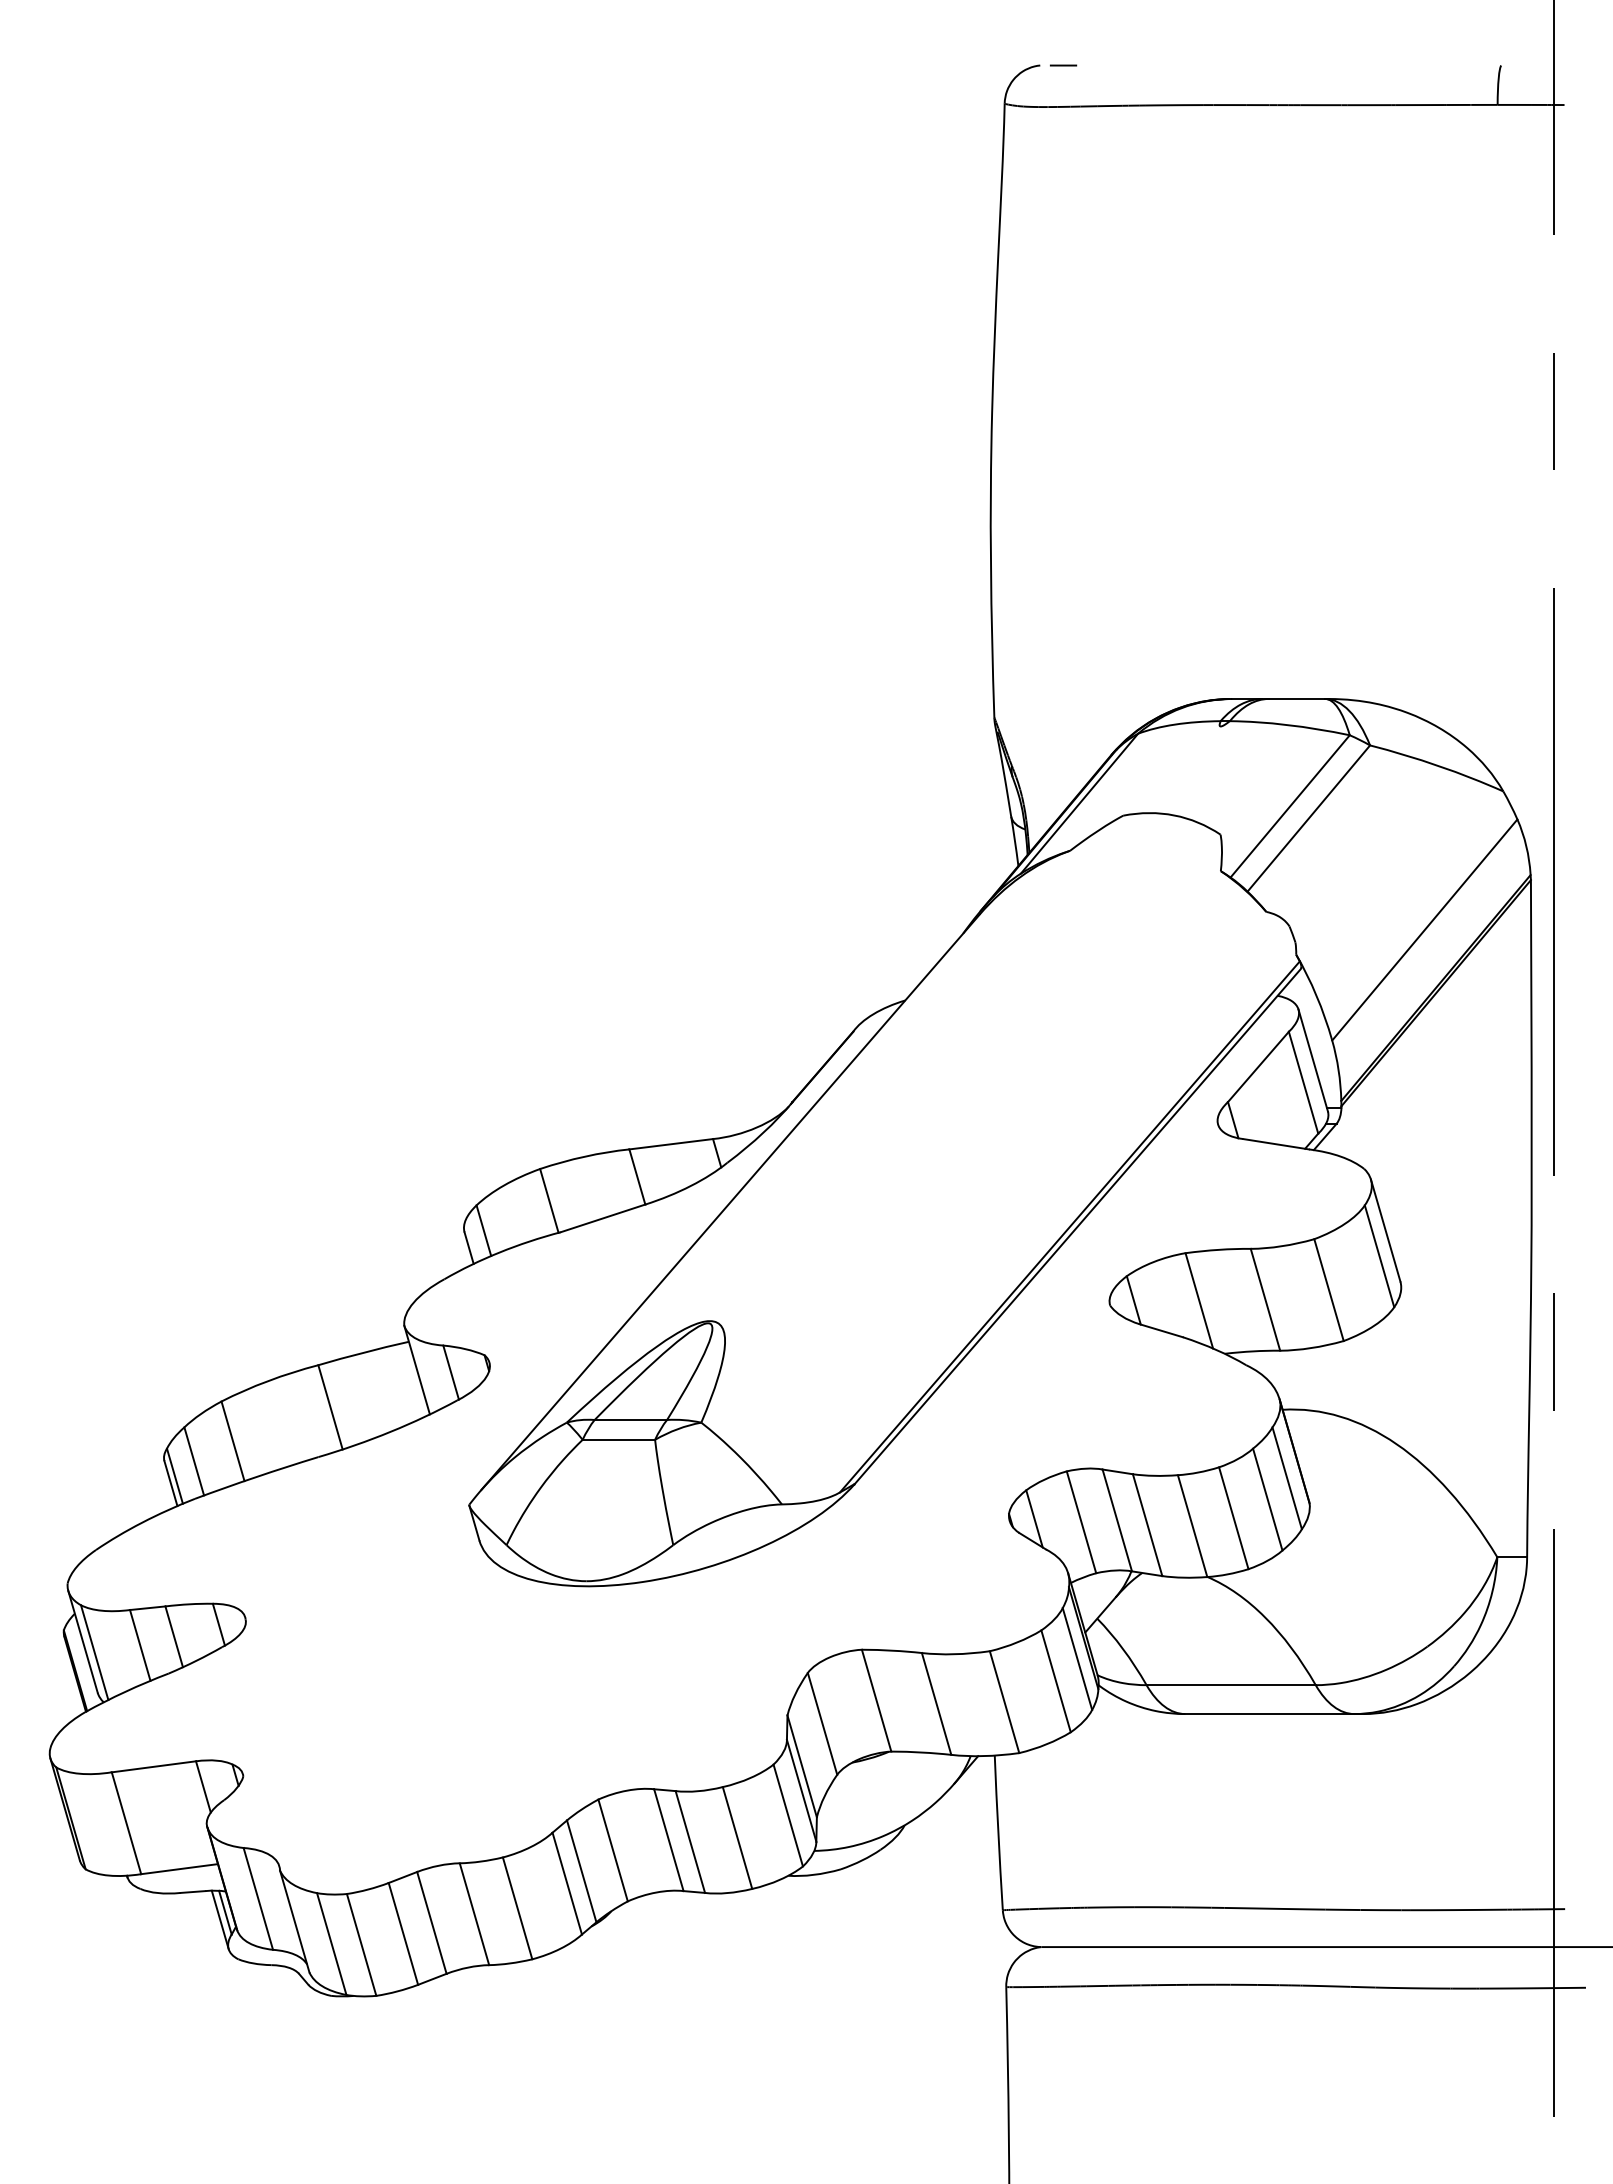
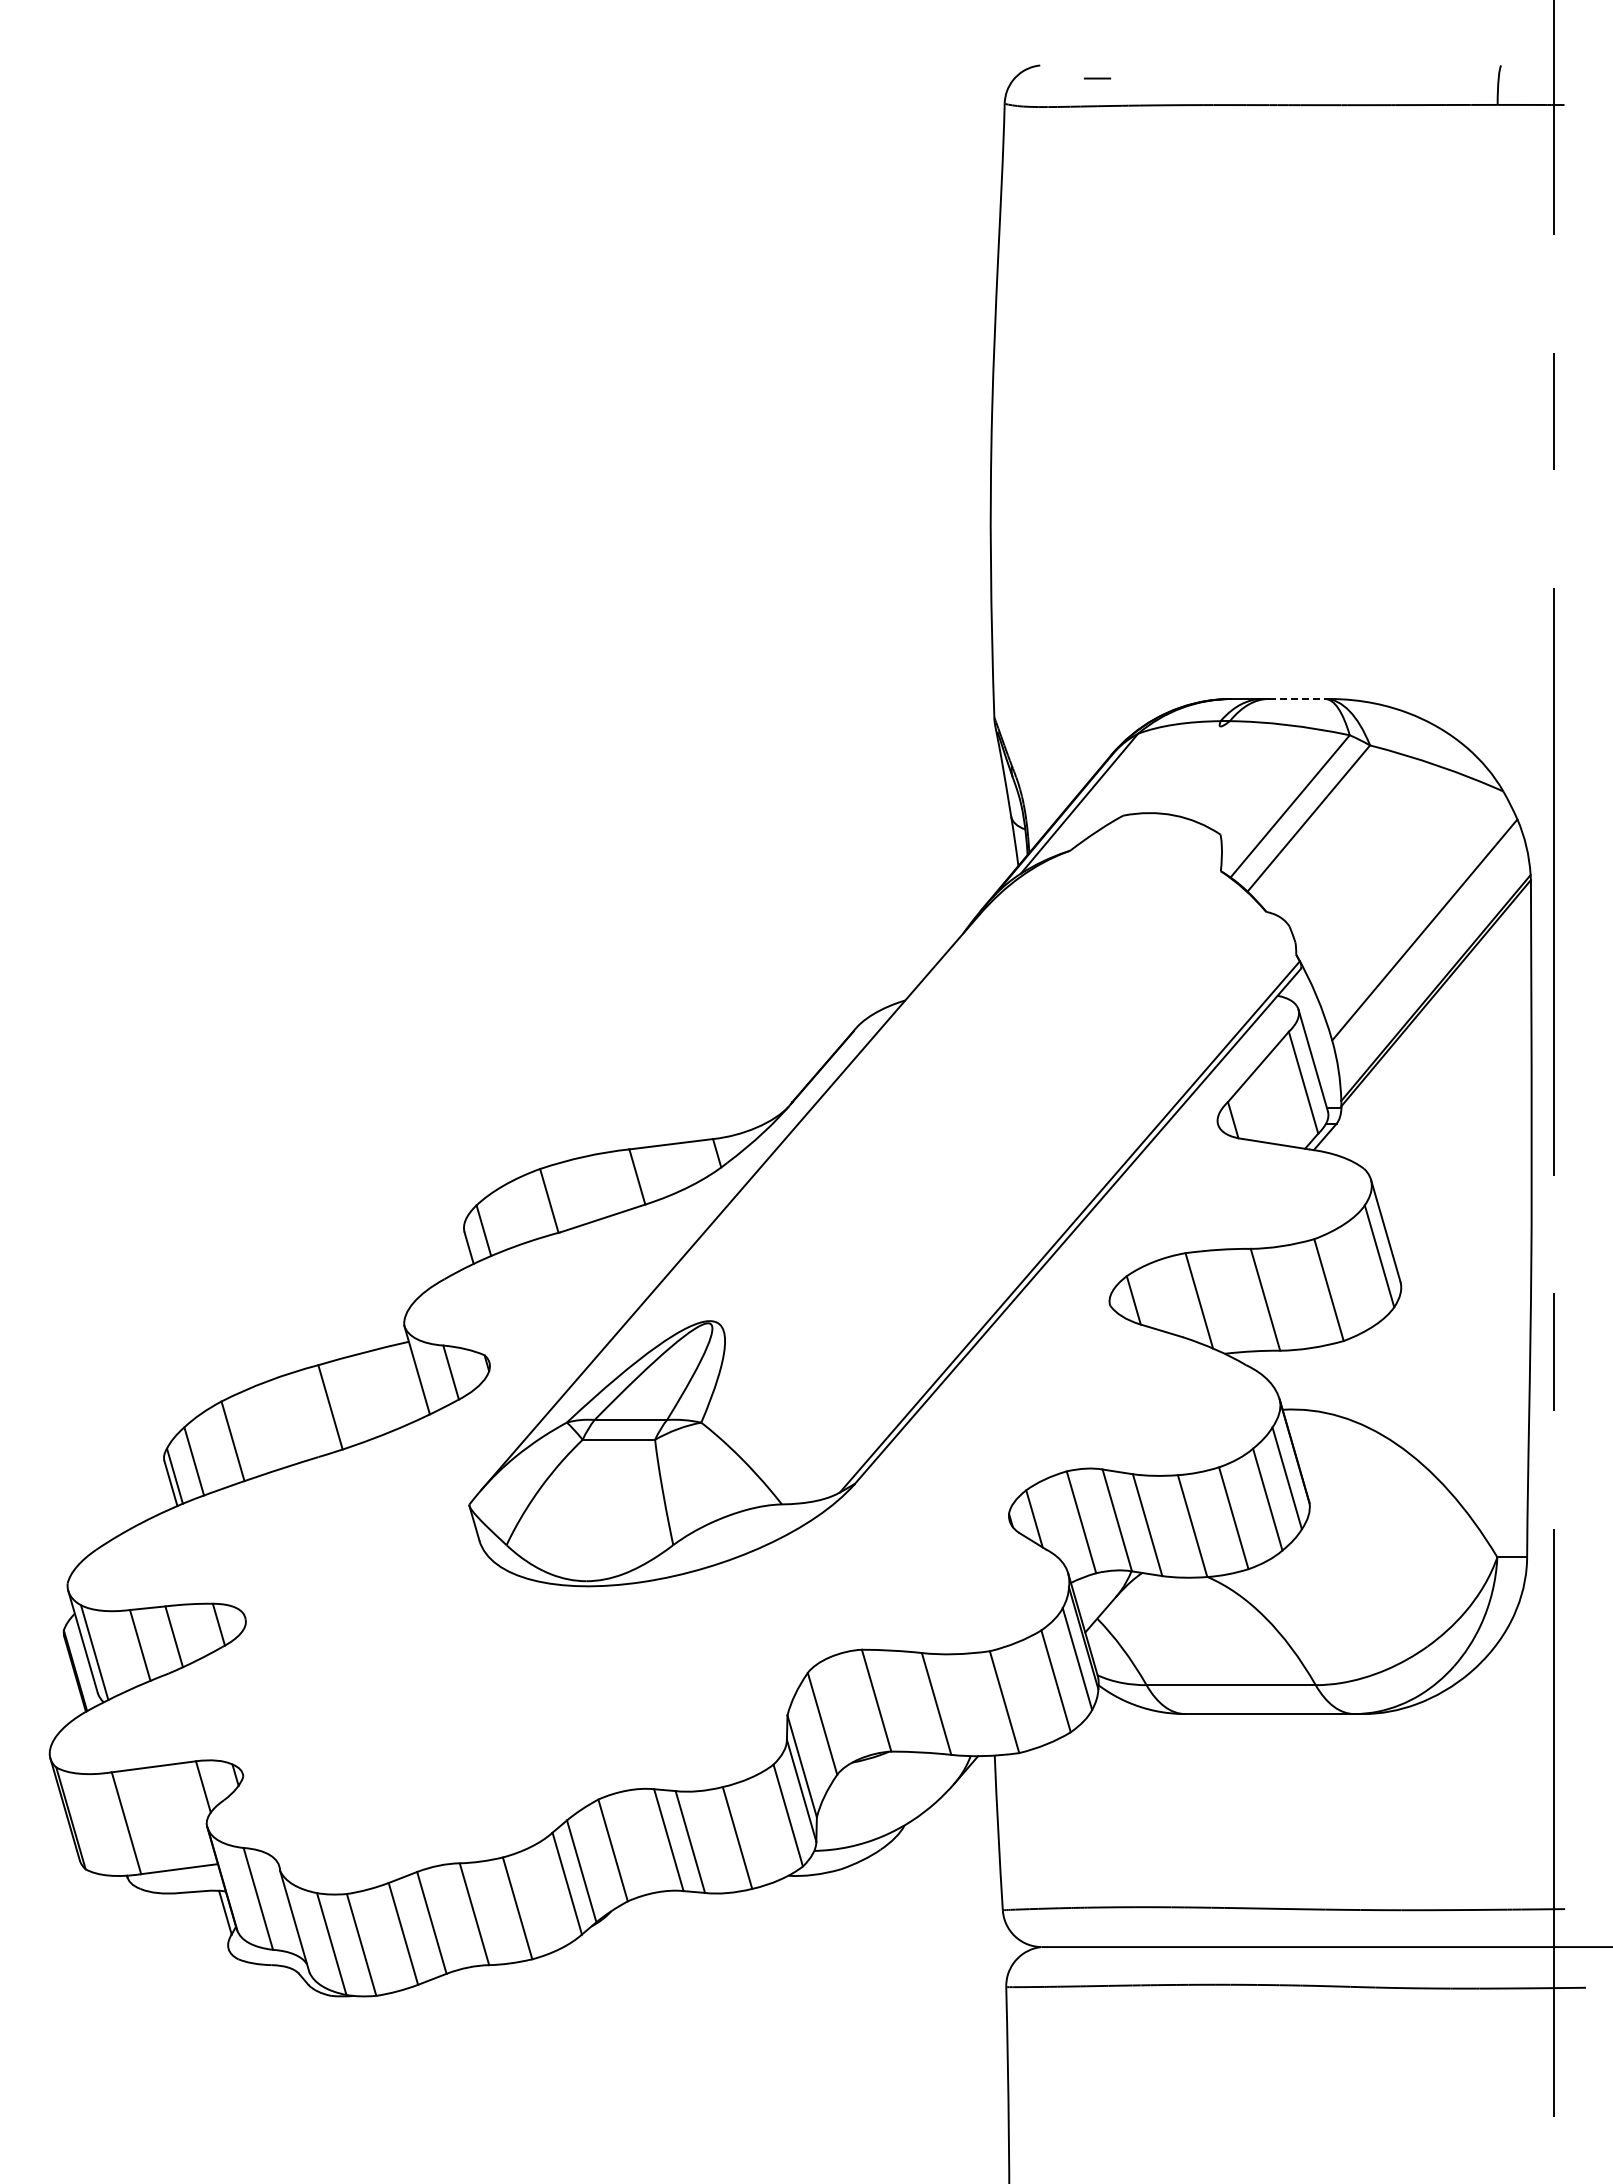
line position: (1063, 65) -> (1097, 78) (1097, 78)
line: solid -> dashed (1297, 699)
line: present -> none (219, 1919)
